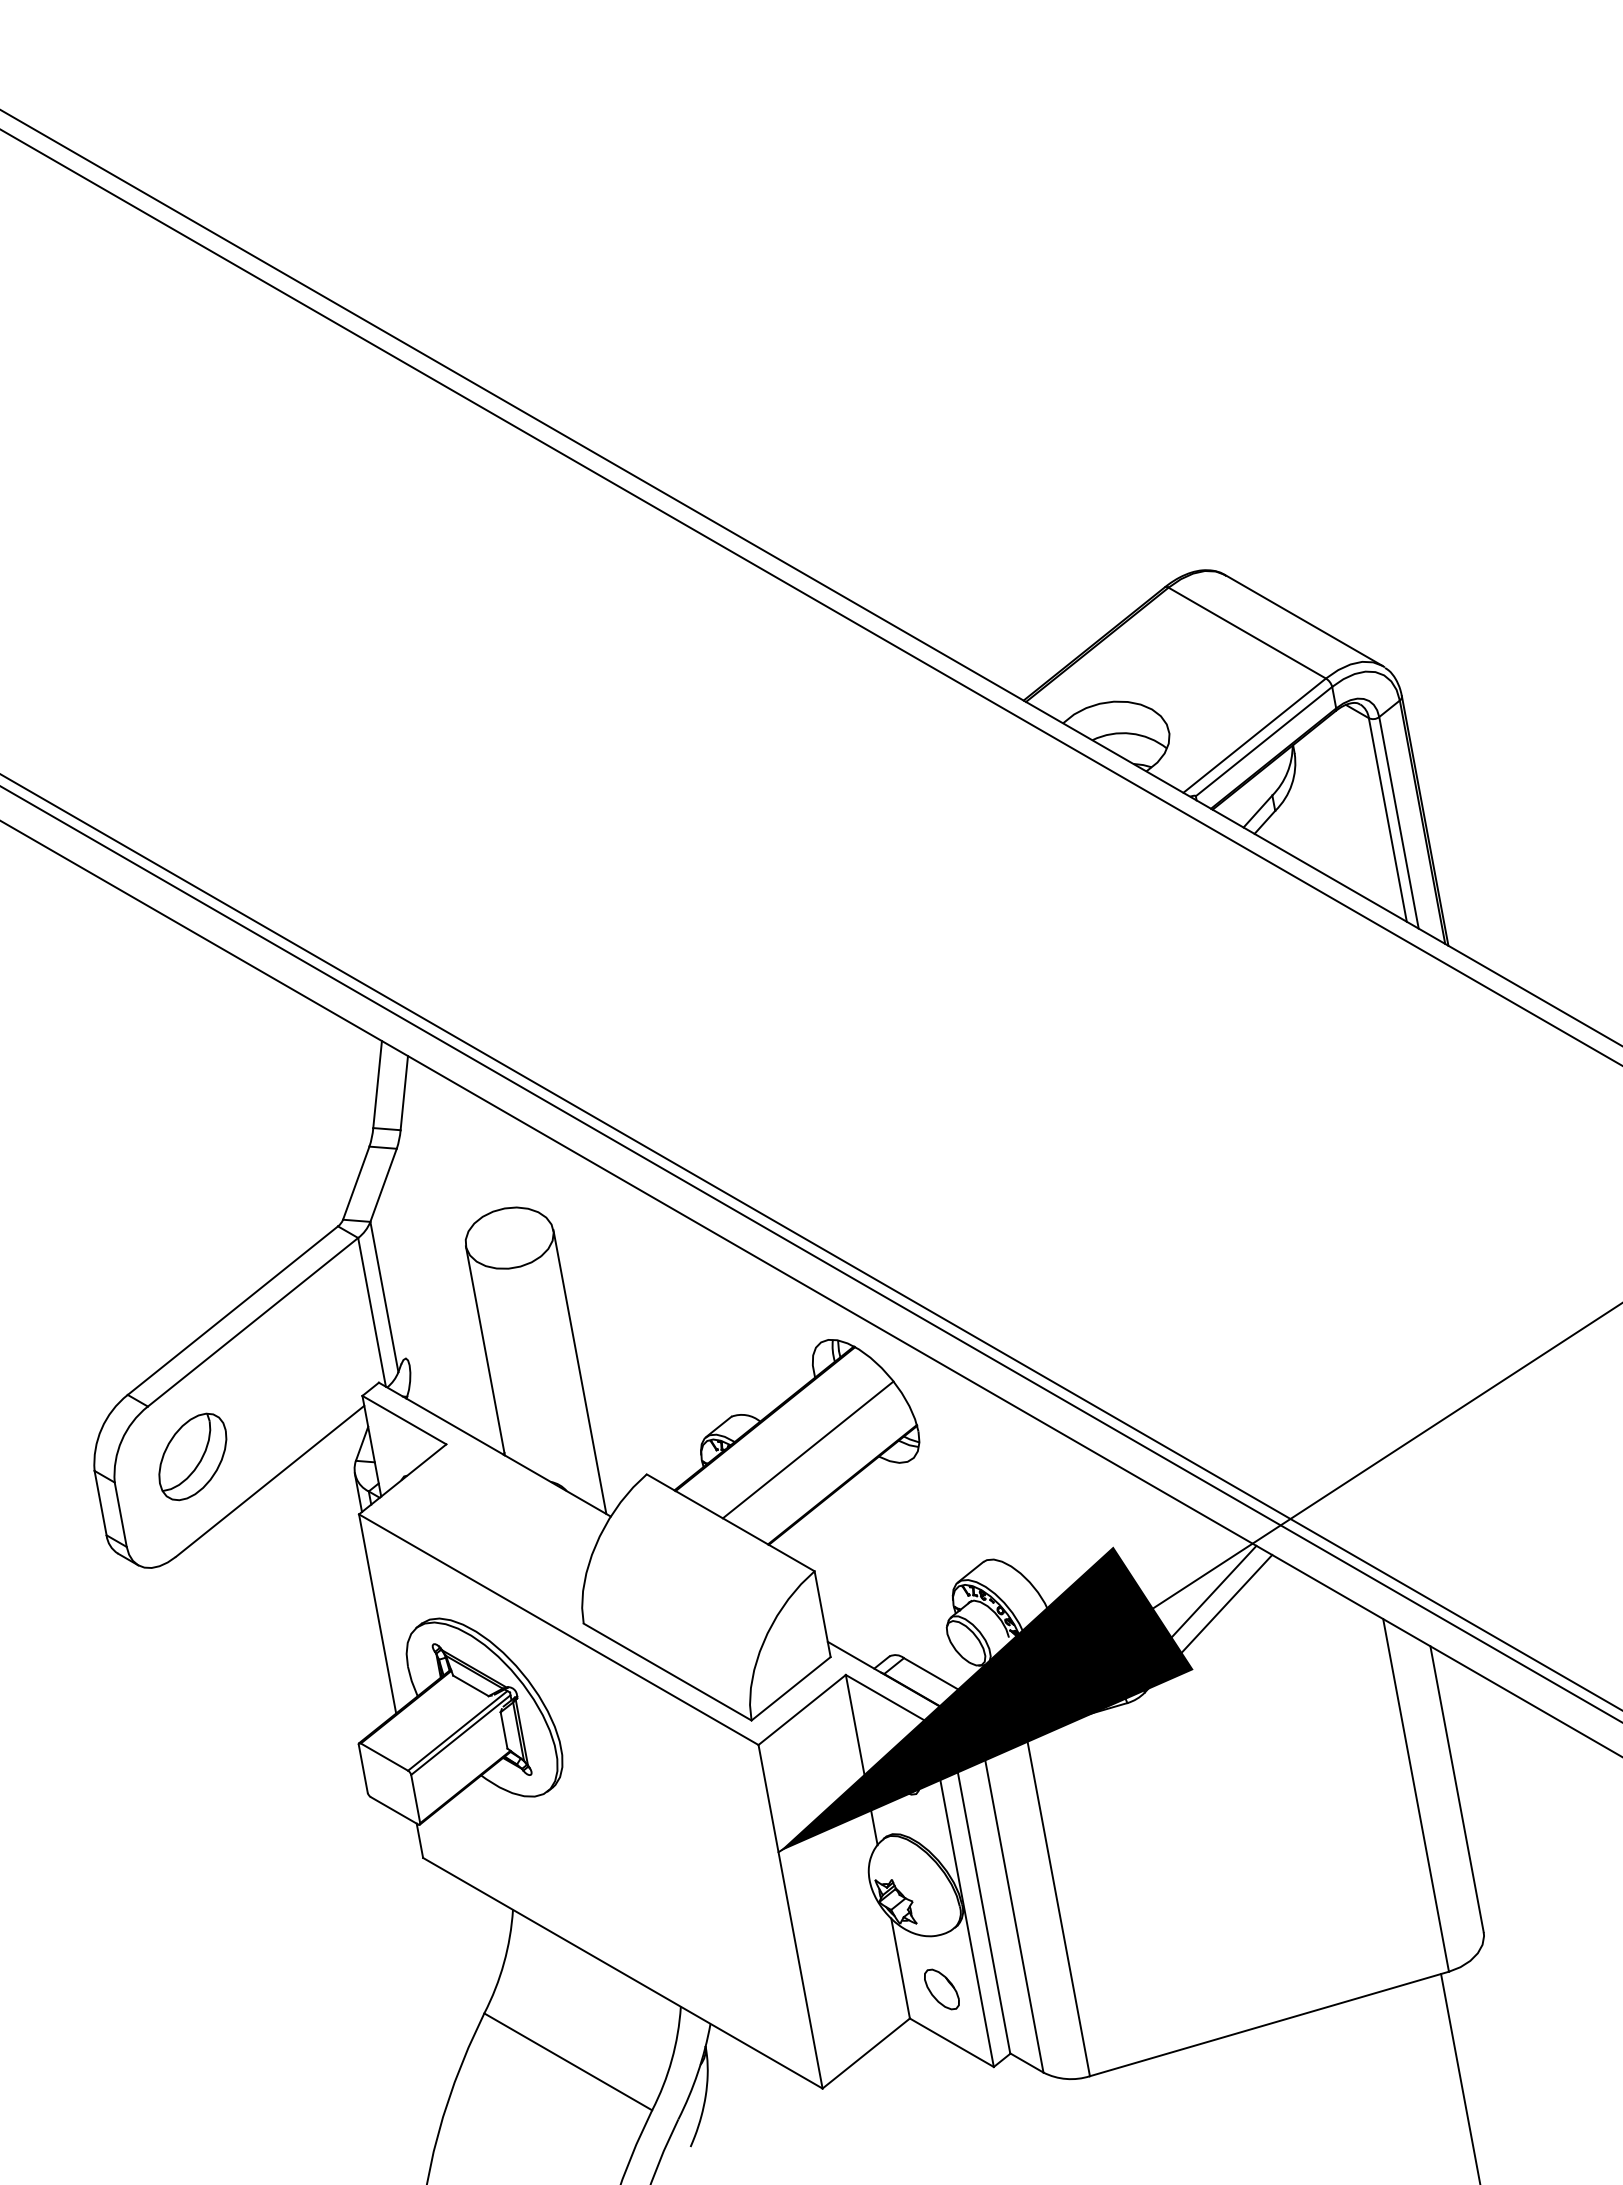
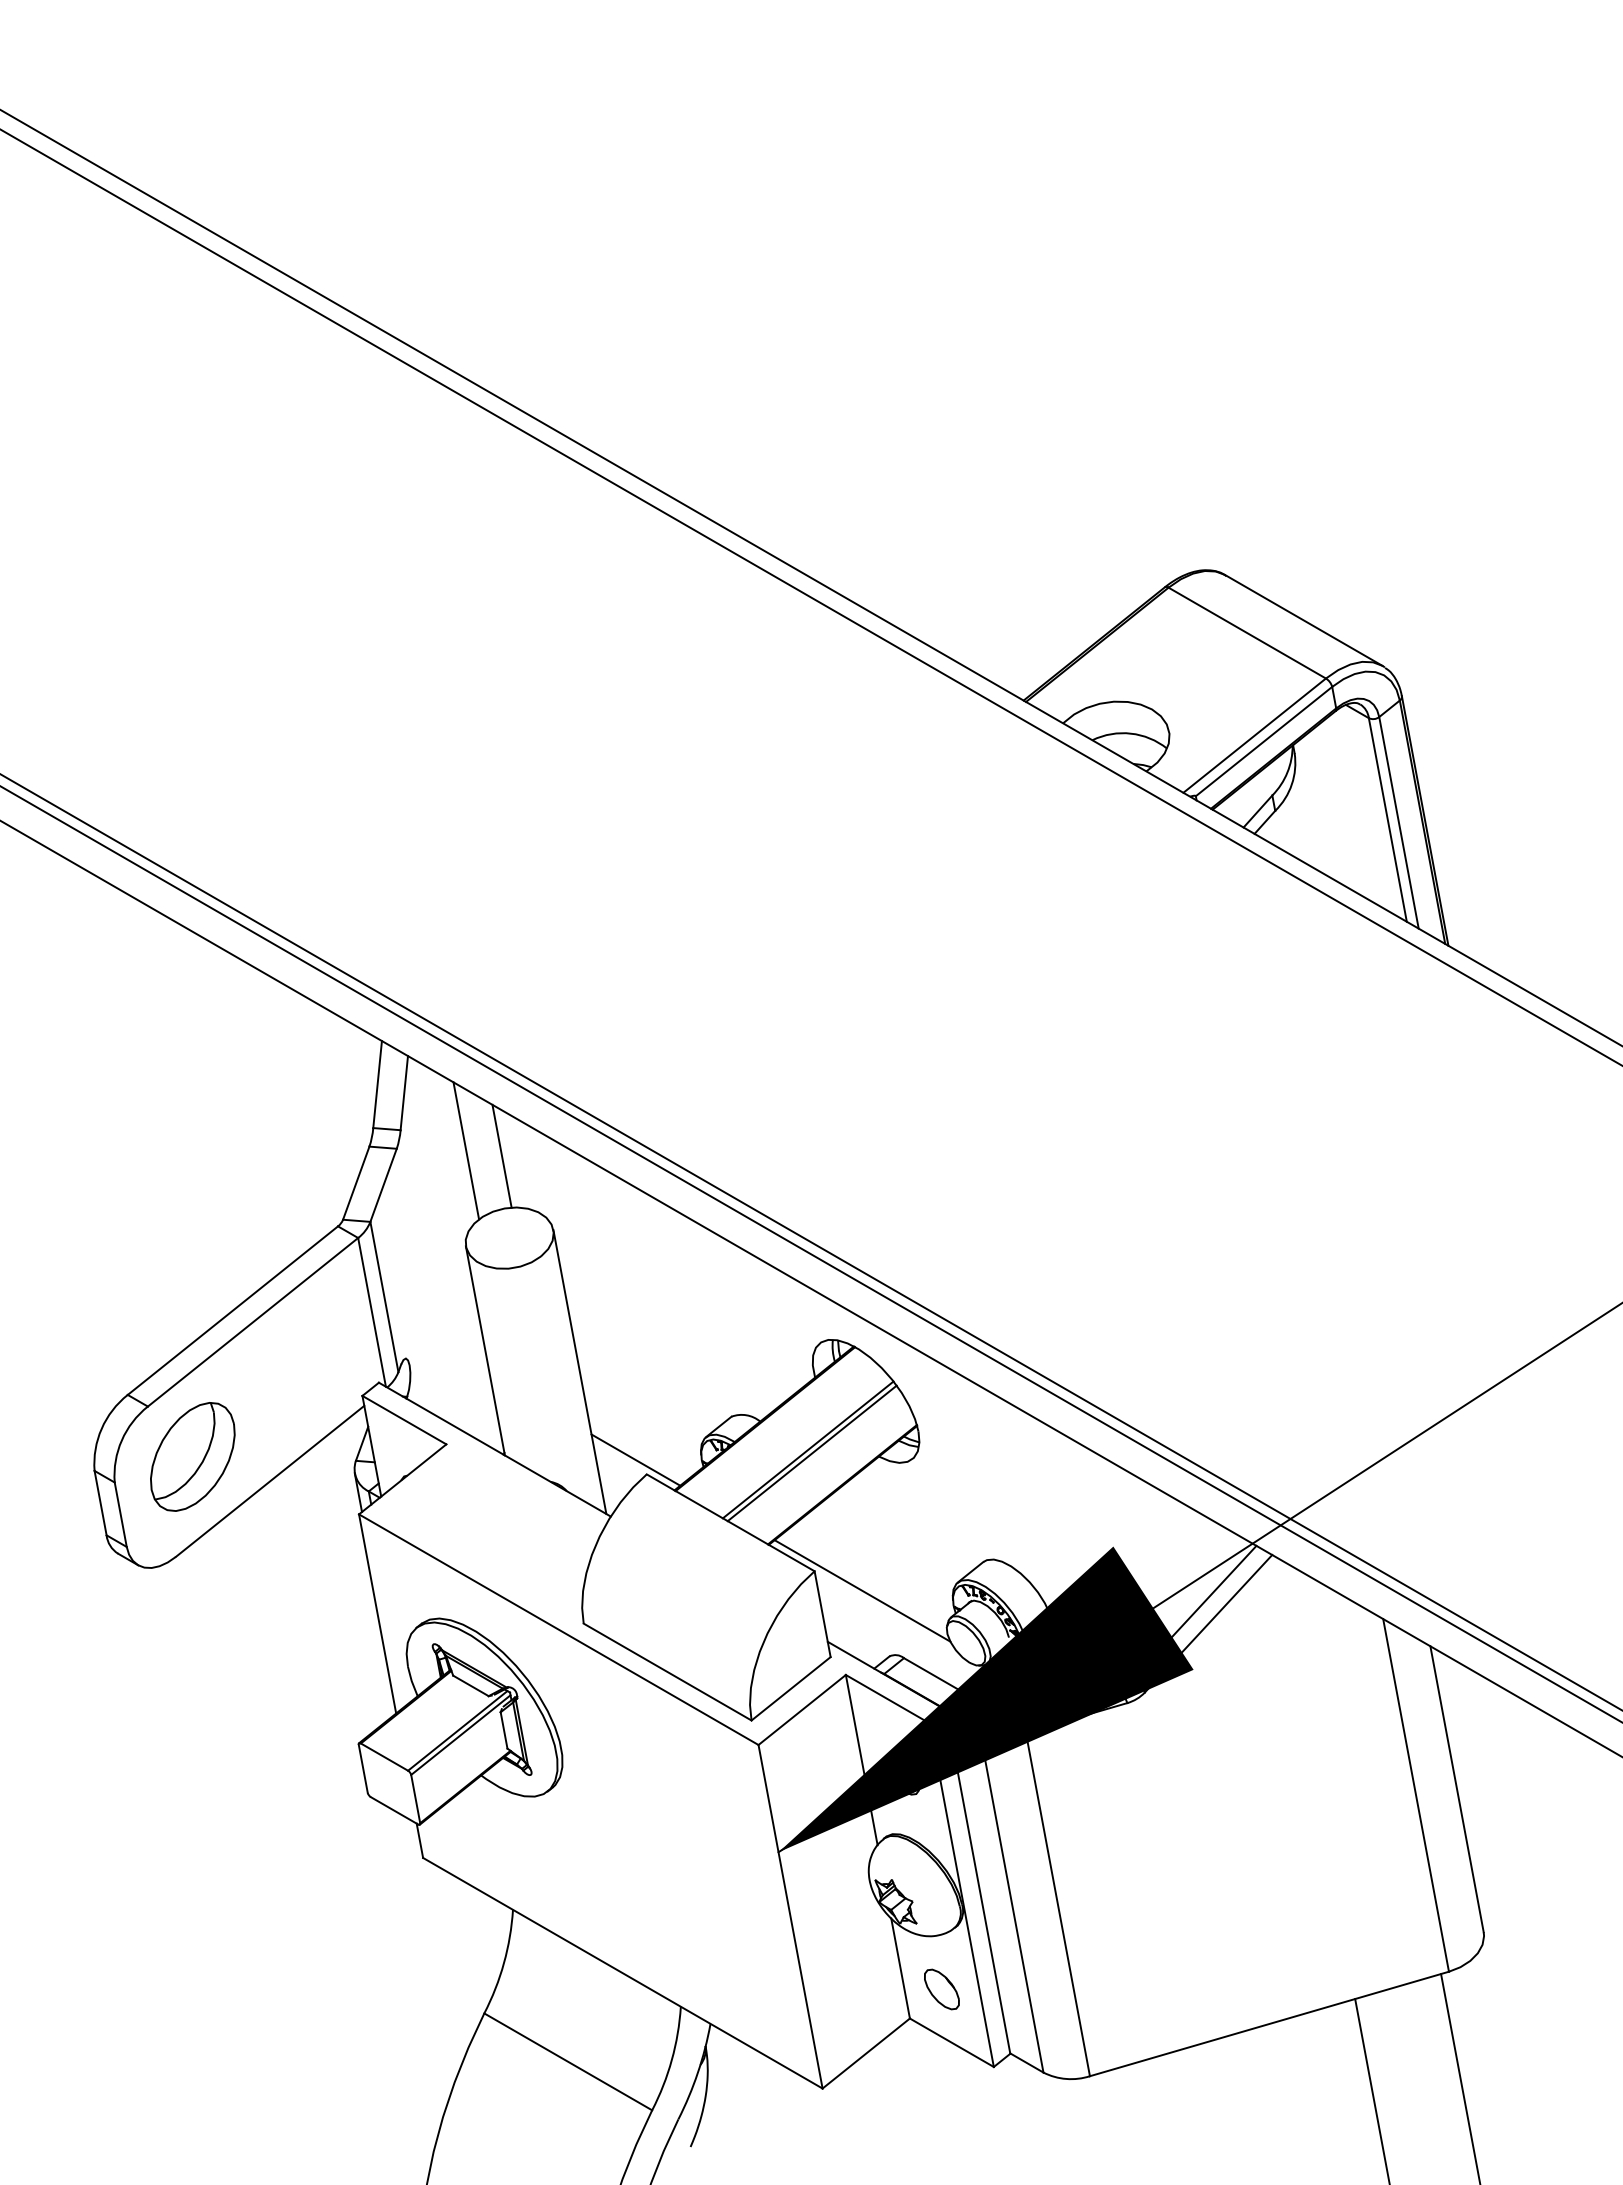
line: none -> present (466, 1150)
line: none -> present (501, 1155)
line: none -> present (811, 1453)
part size: 70x90 px -> 86x110 px (192, 1456)
line: none -> present (635, 1459)
line: none -> present (862, 1590)
line: none -> present (1372, 2090)
